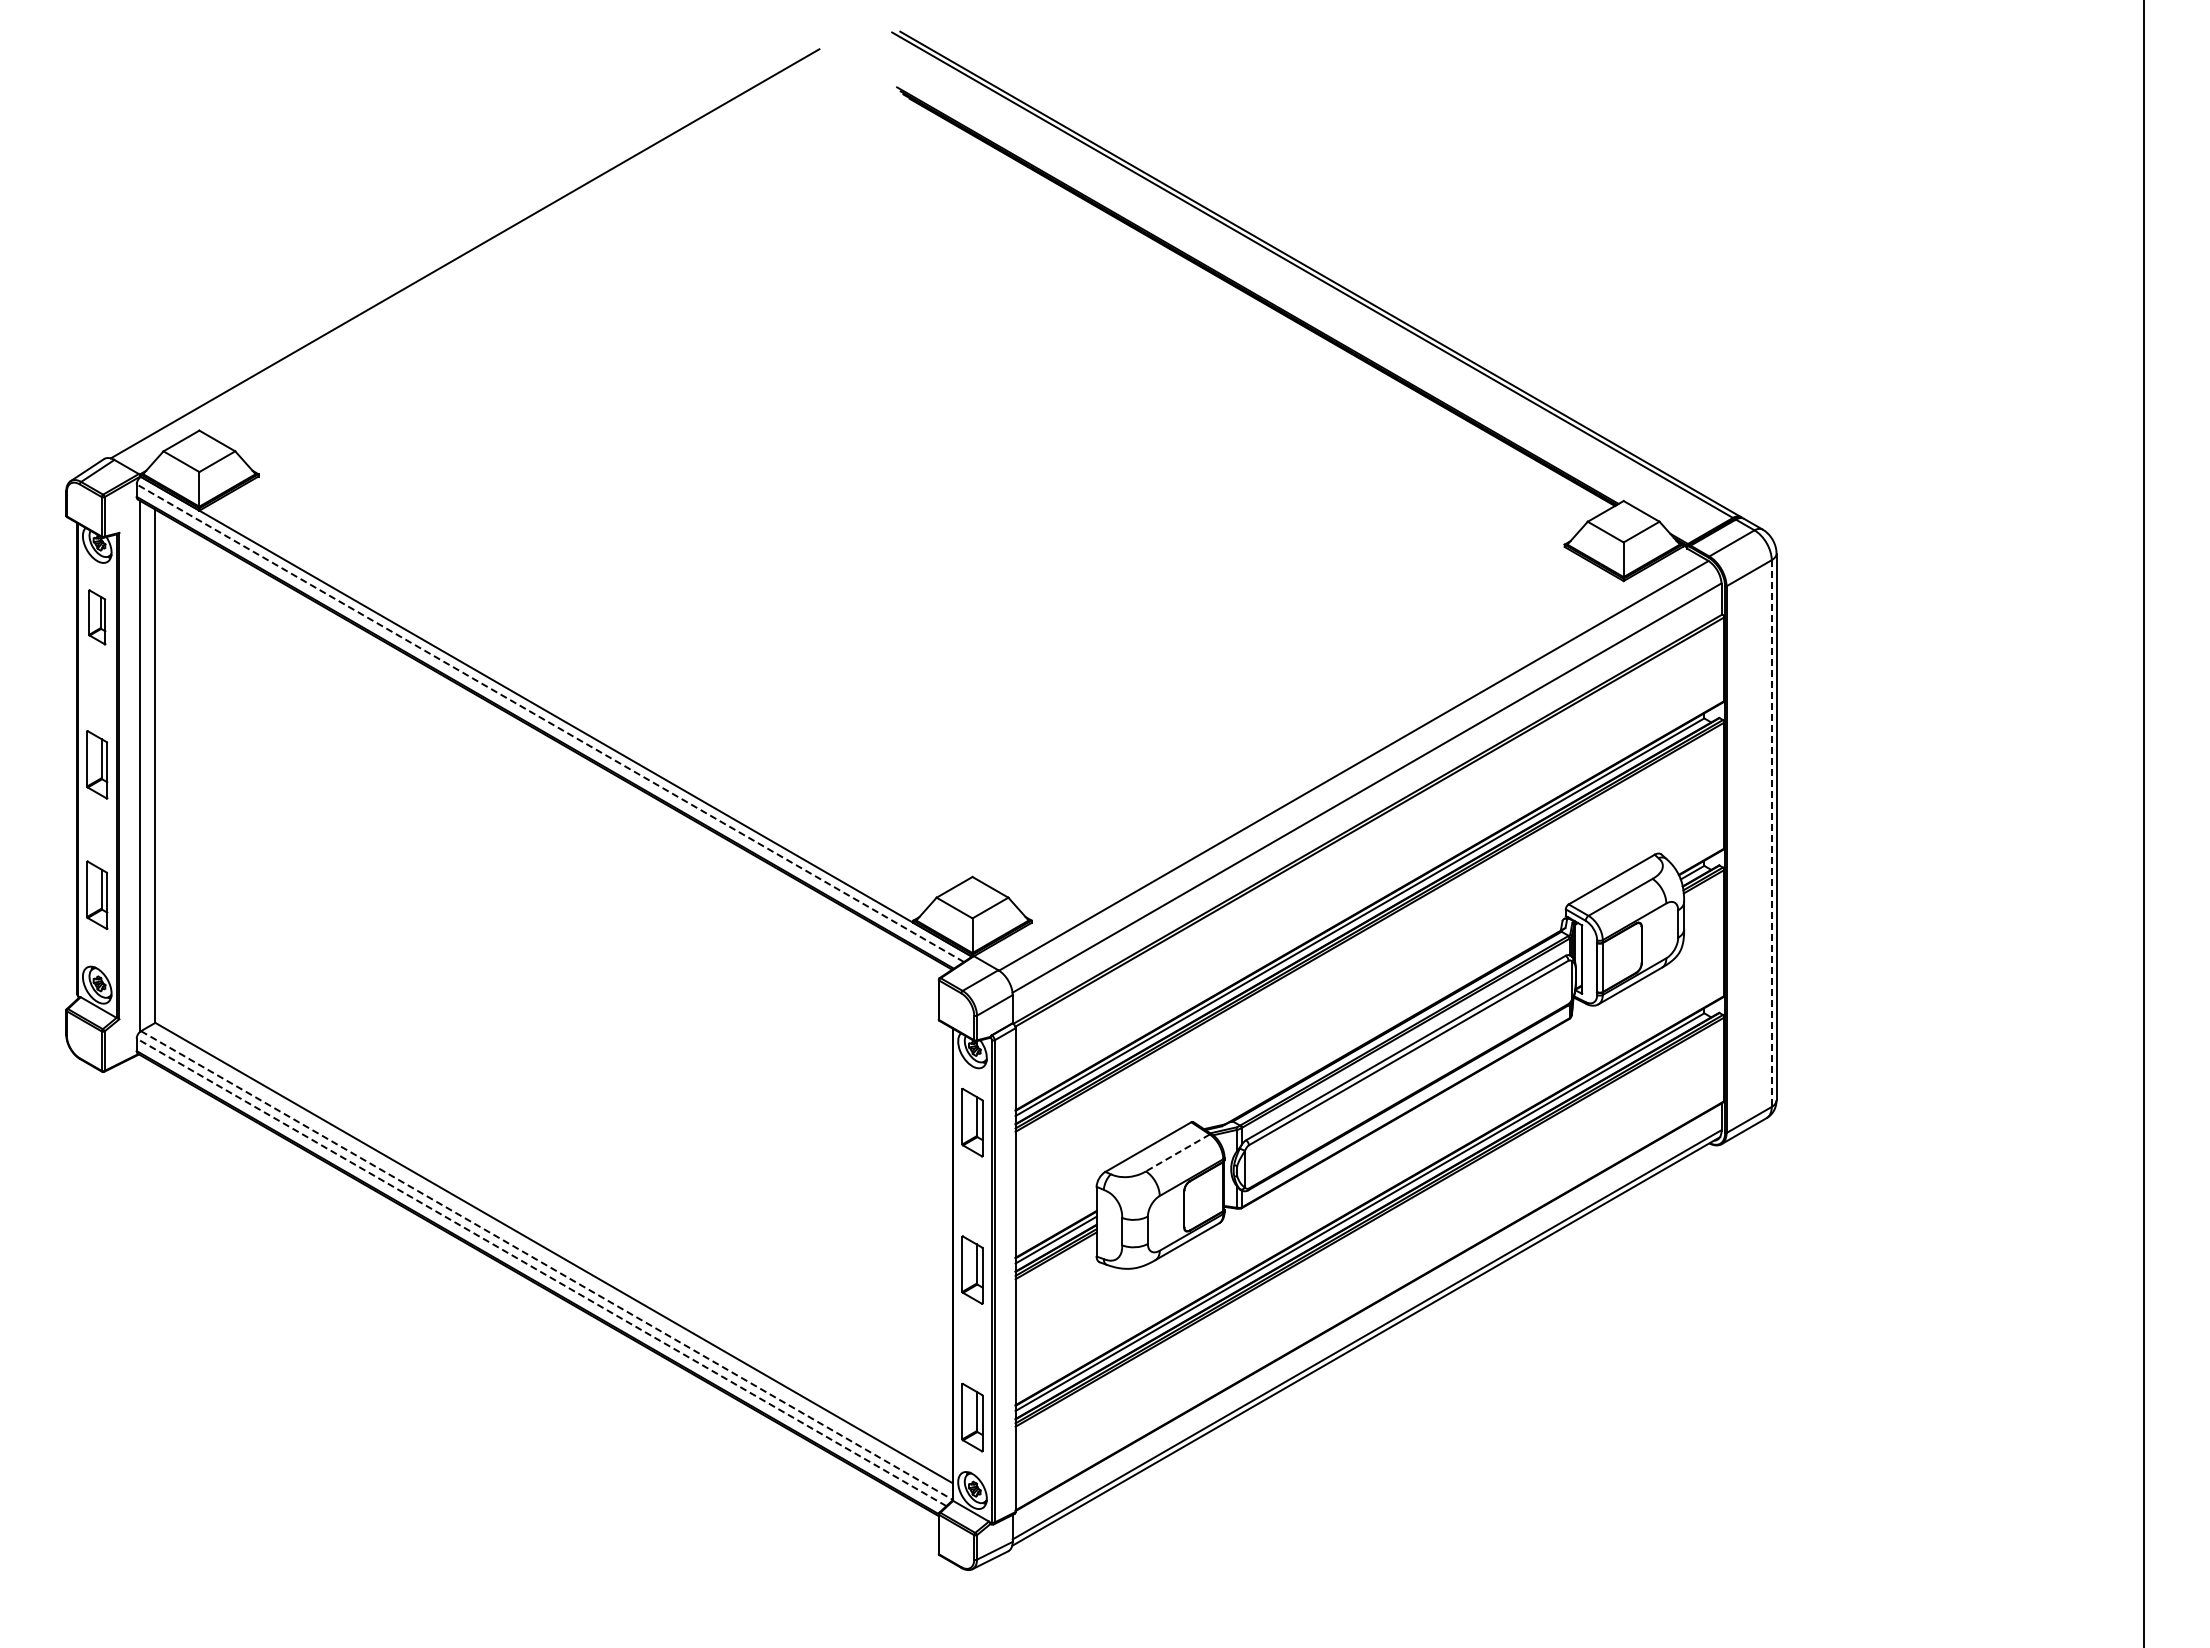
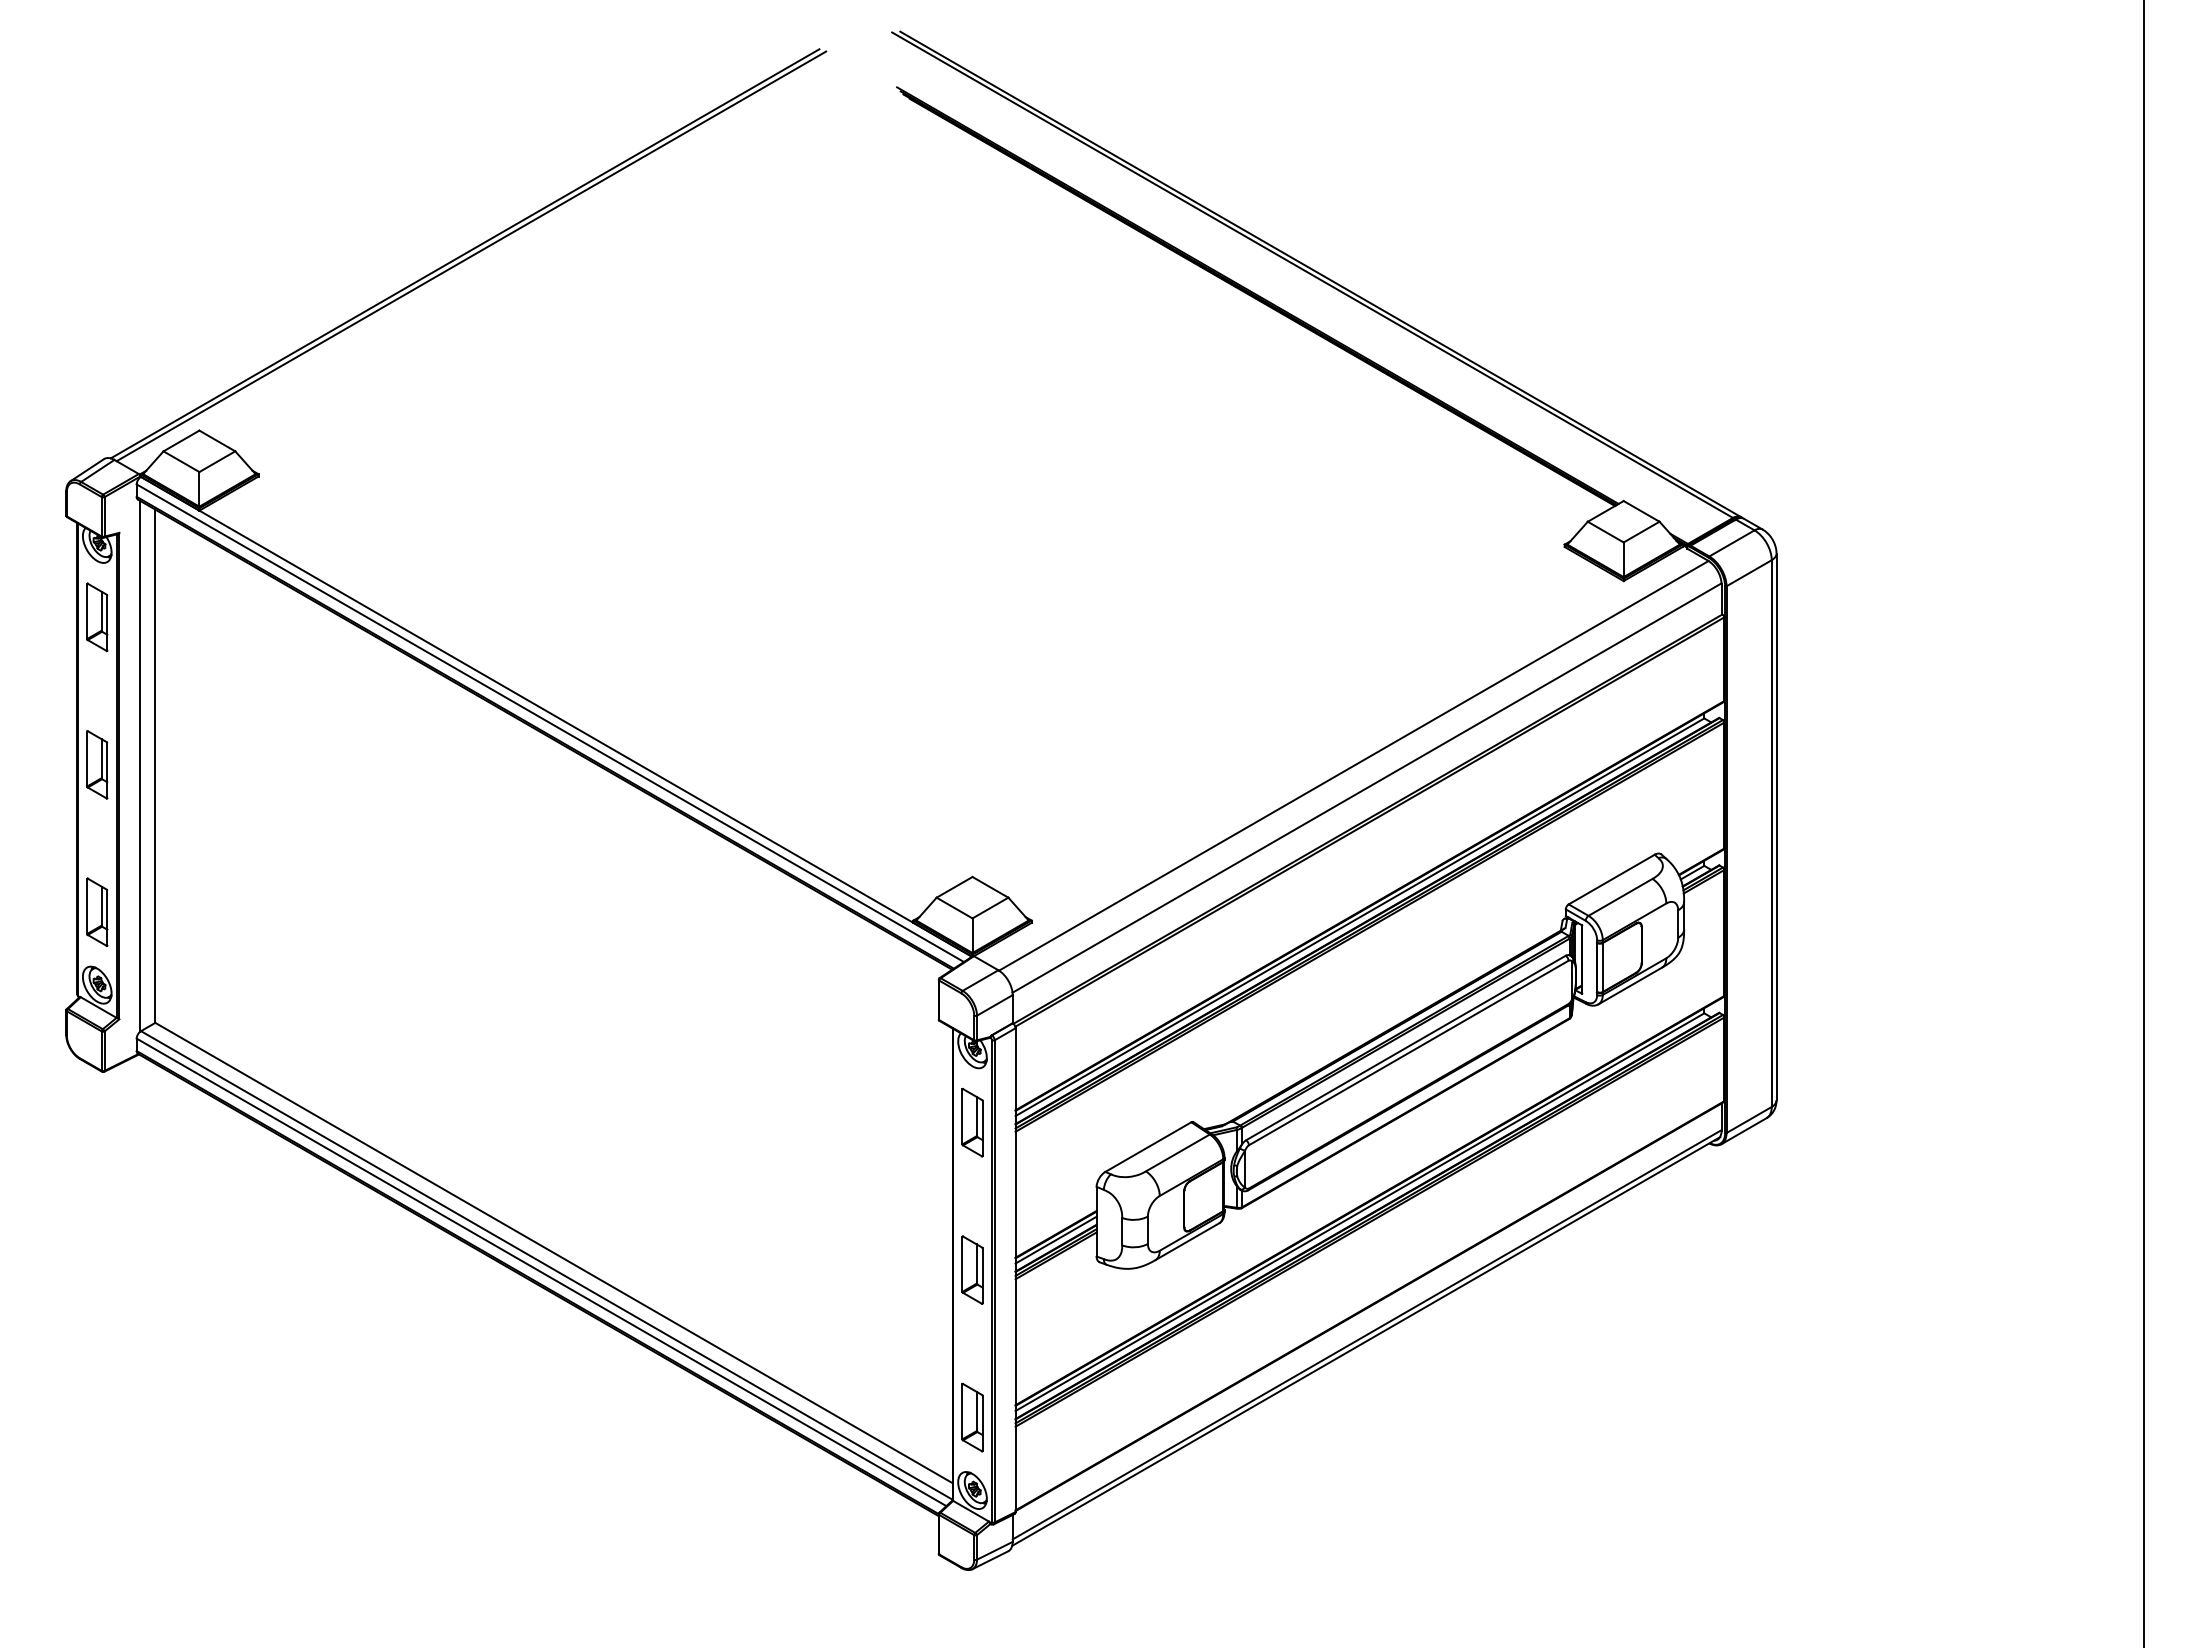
line: none -> present (471, 256)
part size: 19x57 px -> 23x71 px (97, 617)
line: dashed -> solid (550, 723)
line: dashed -> solid (1771, 834)
part position: (97, 894) -> (97, 911) (97, 911)
line: dashed -> solid (1177, 1152)
line: dashed -> solid (546, 1265)
line: dashed -> solid (541, 1272)
